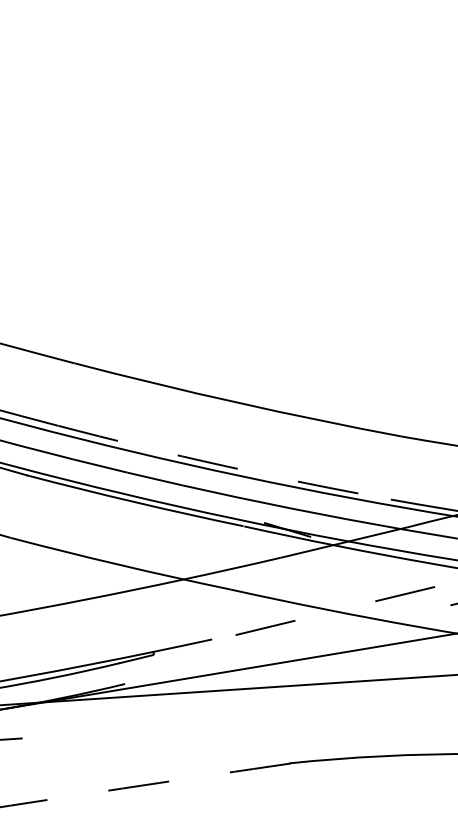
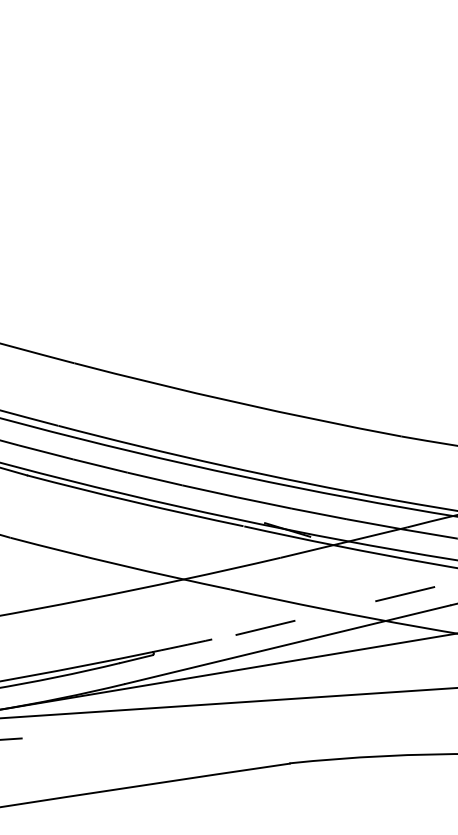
arc: dashed -> solid (223, 465)
line: none -> present (287, 644)
line position: (228, 690) -> (228, 703) (228, 703)
arc: dashed -> solid (145, 785)
